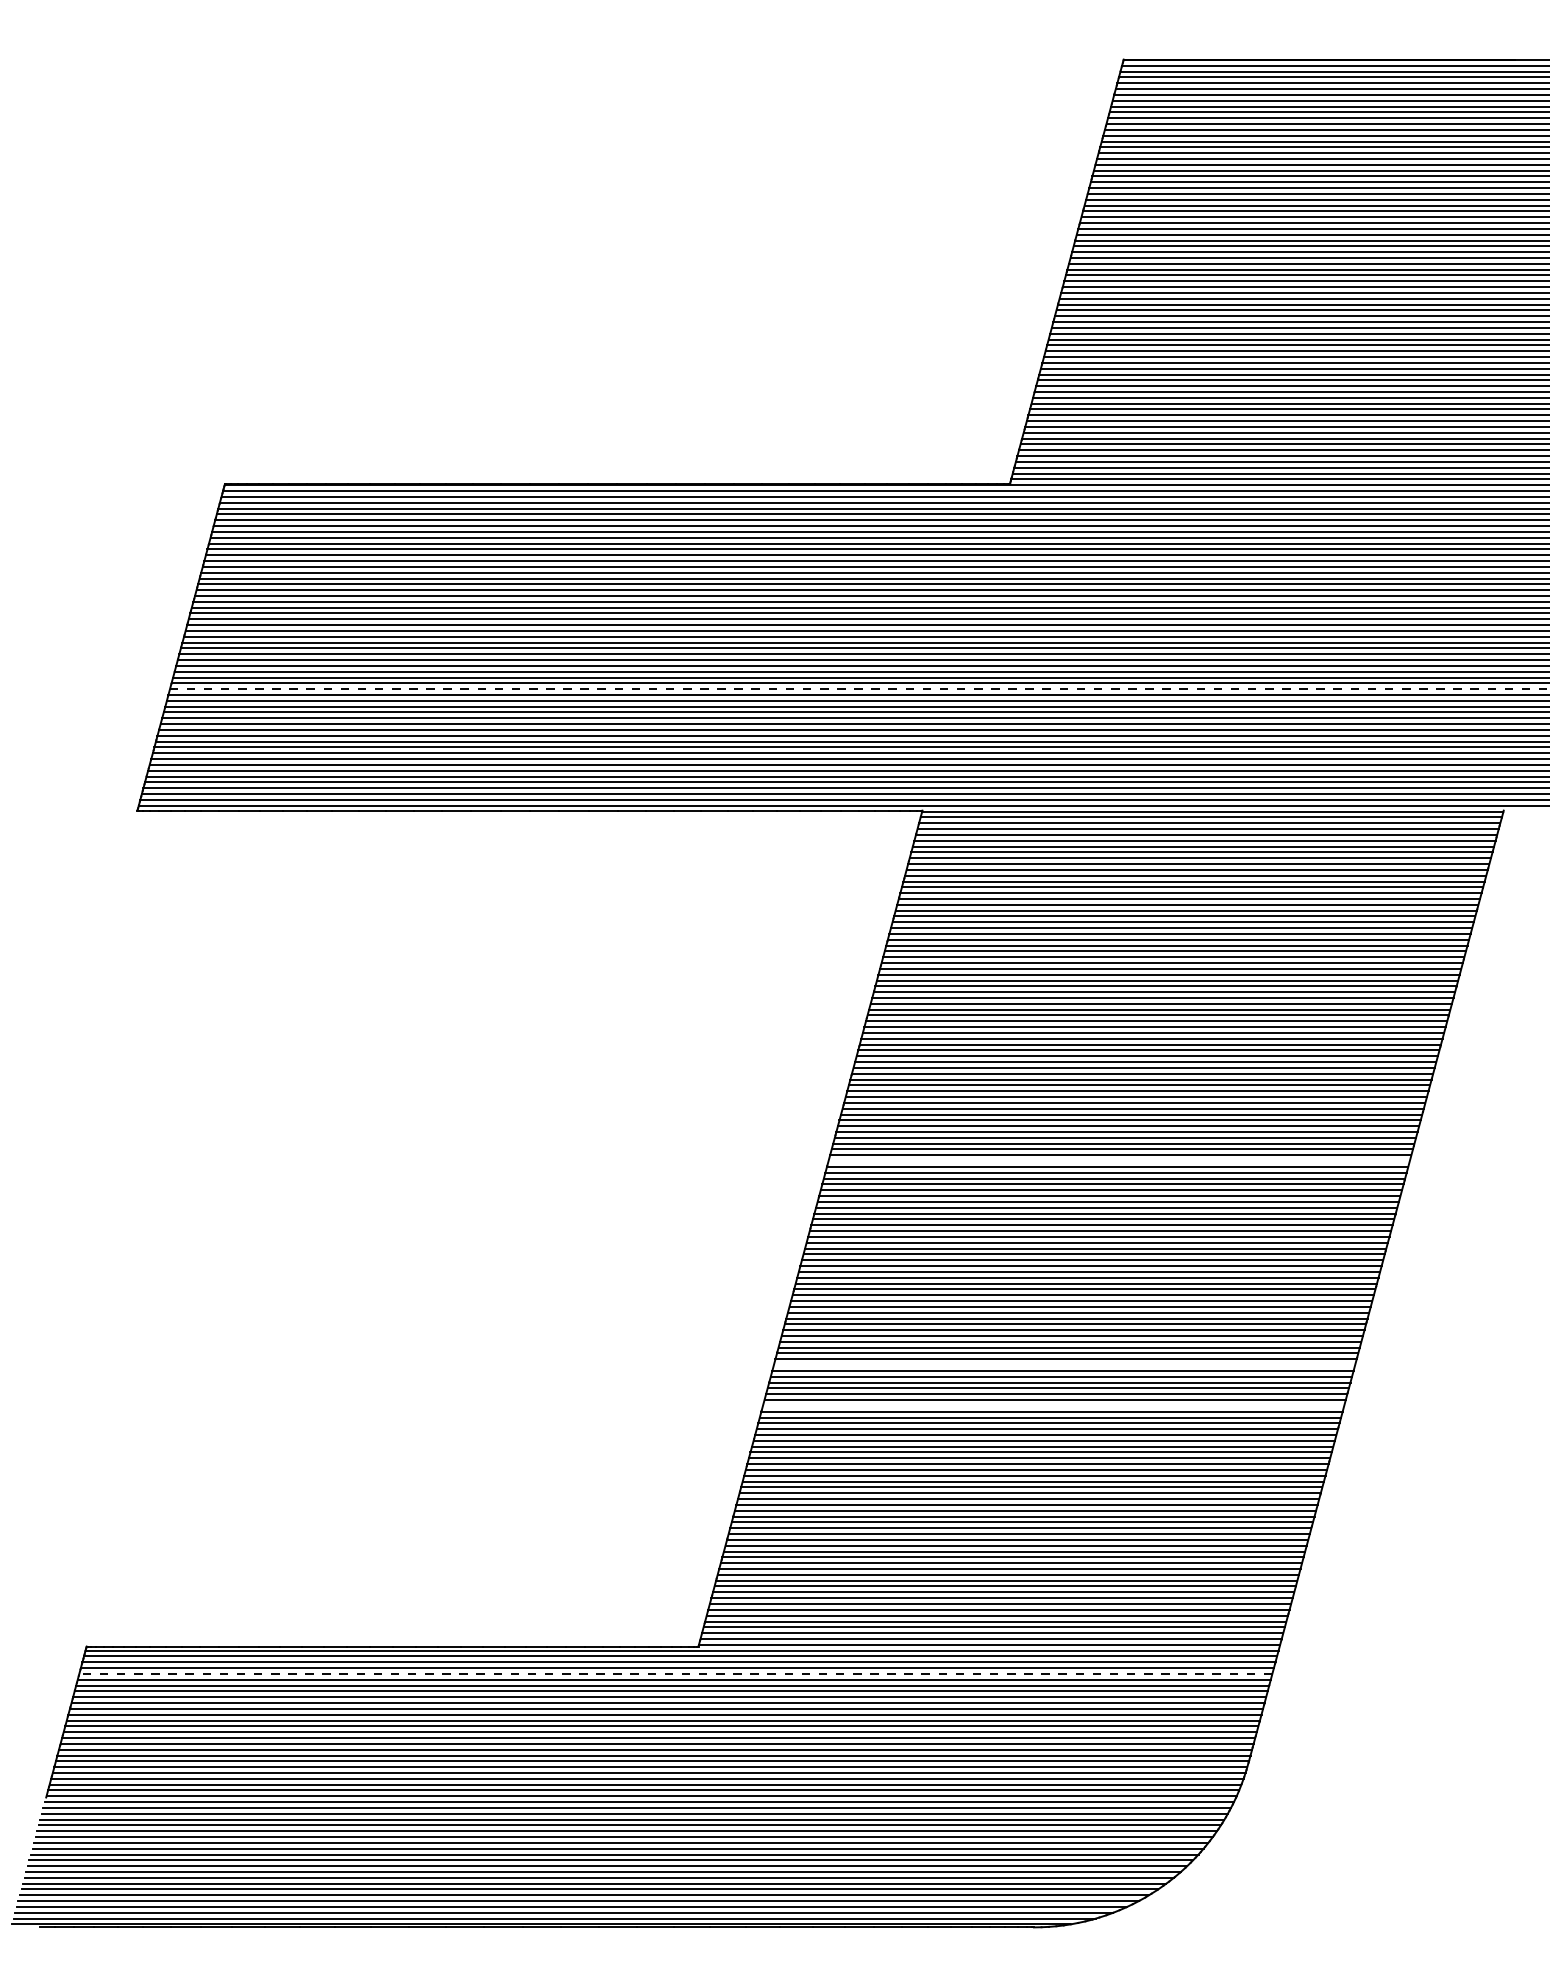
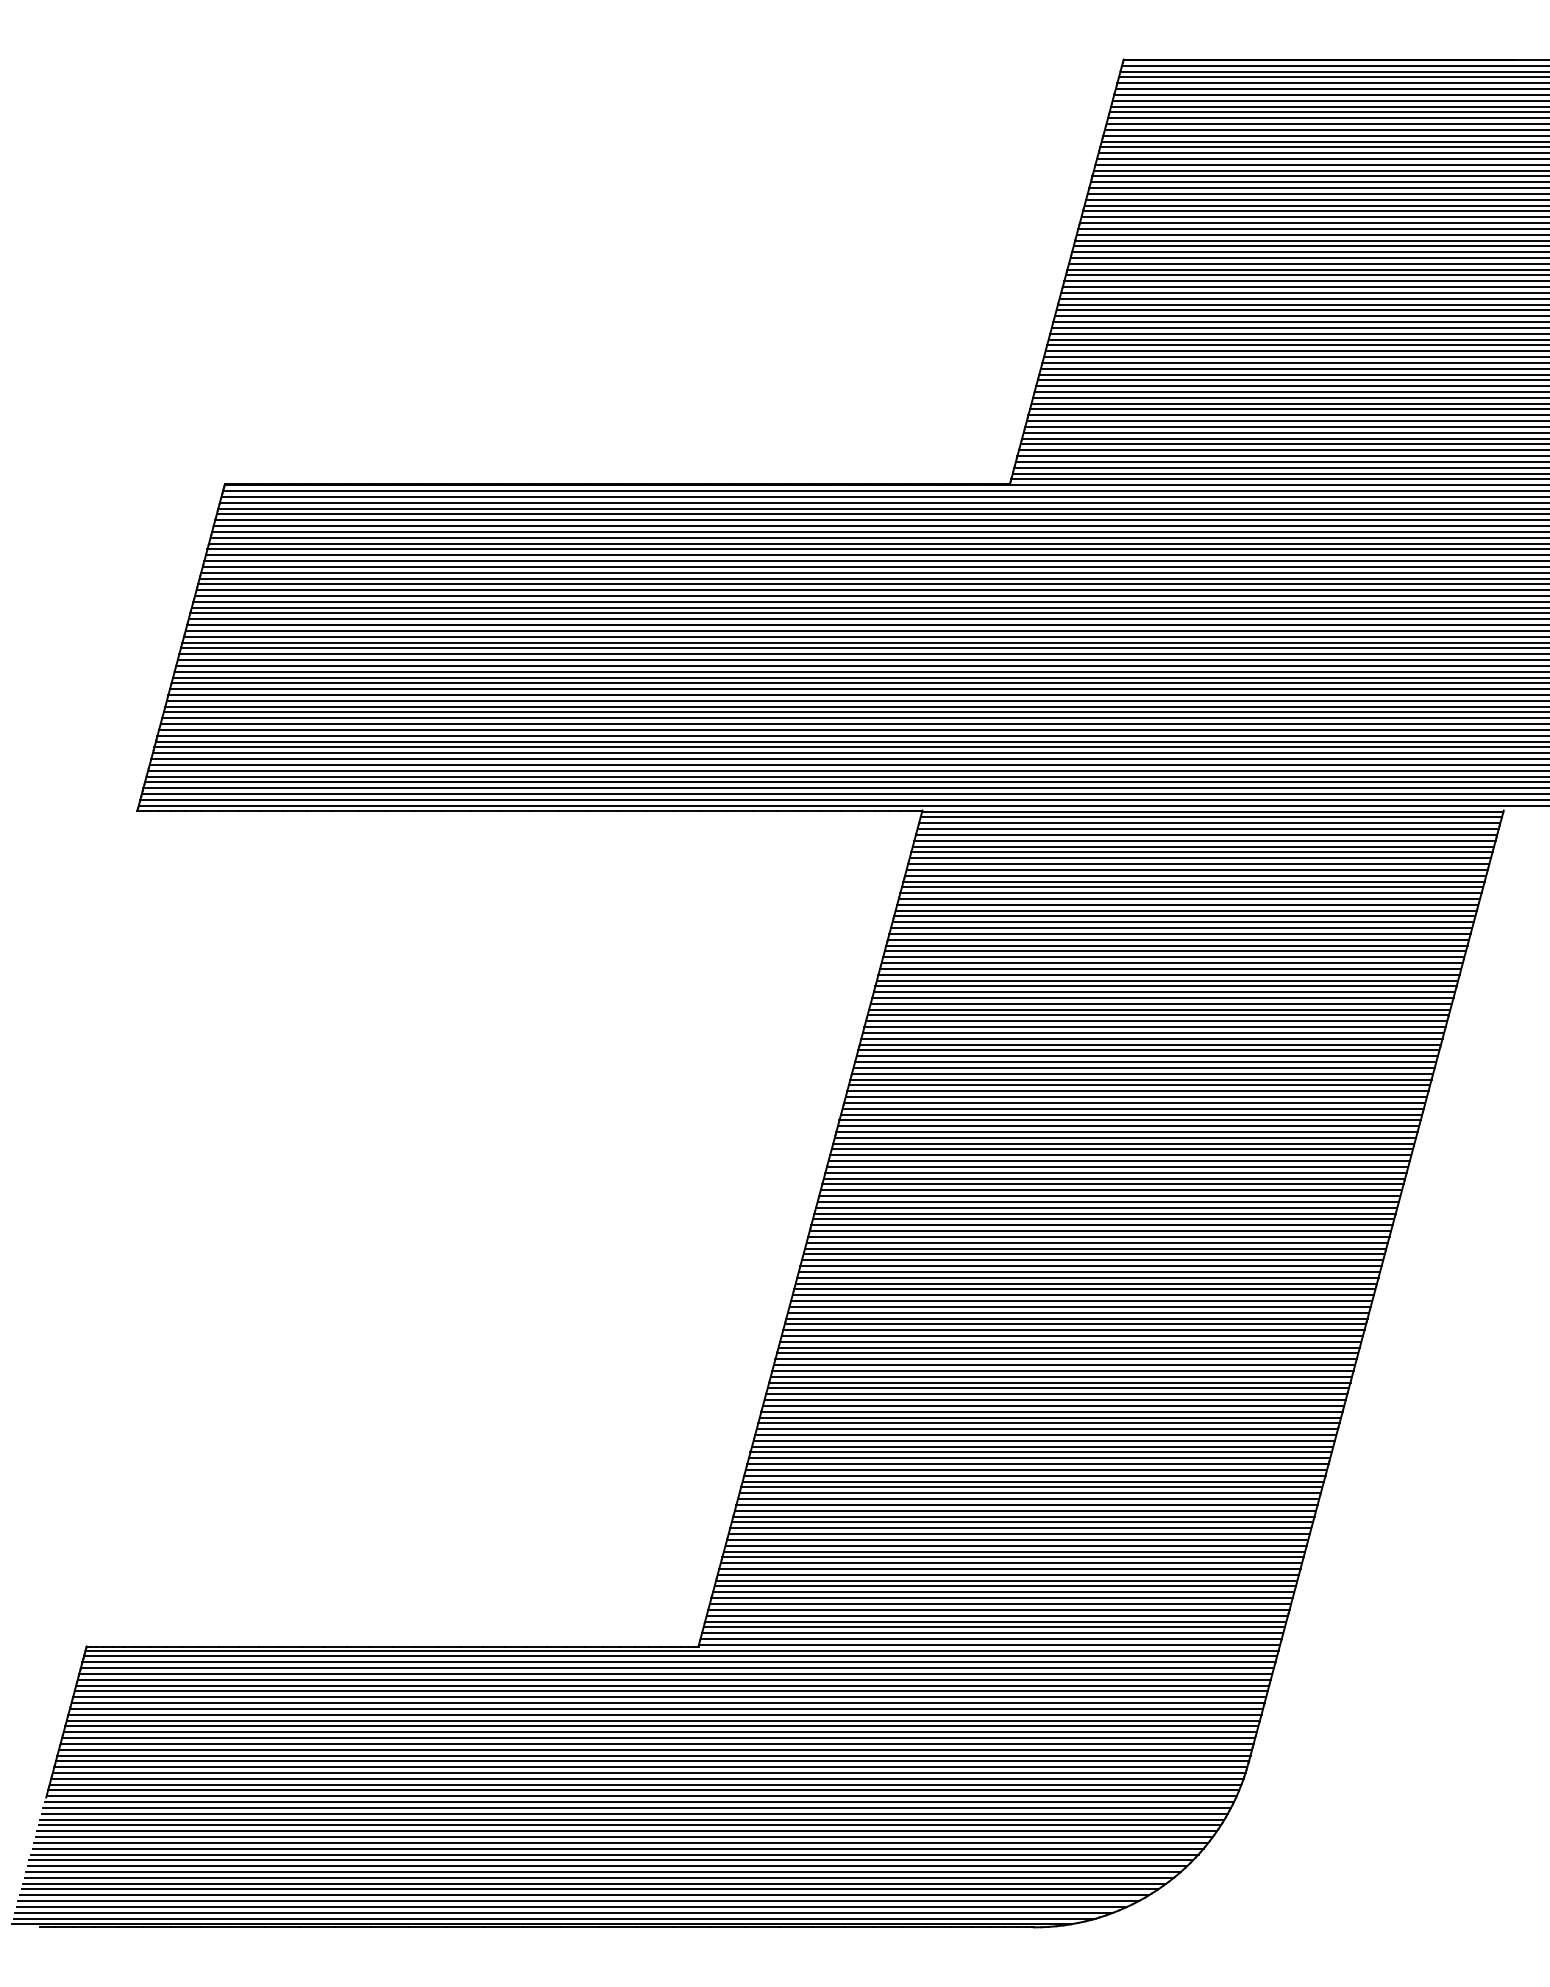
line: dashed -> solid (859, 689)
line: none -> present (1118, 1161)
line: none -> present (1064, 1365)
line: none -> present (1053, 1405)
line: dashed -> solid (675, 1673)
